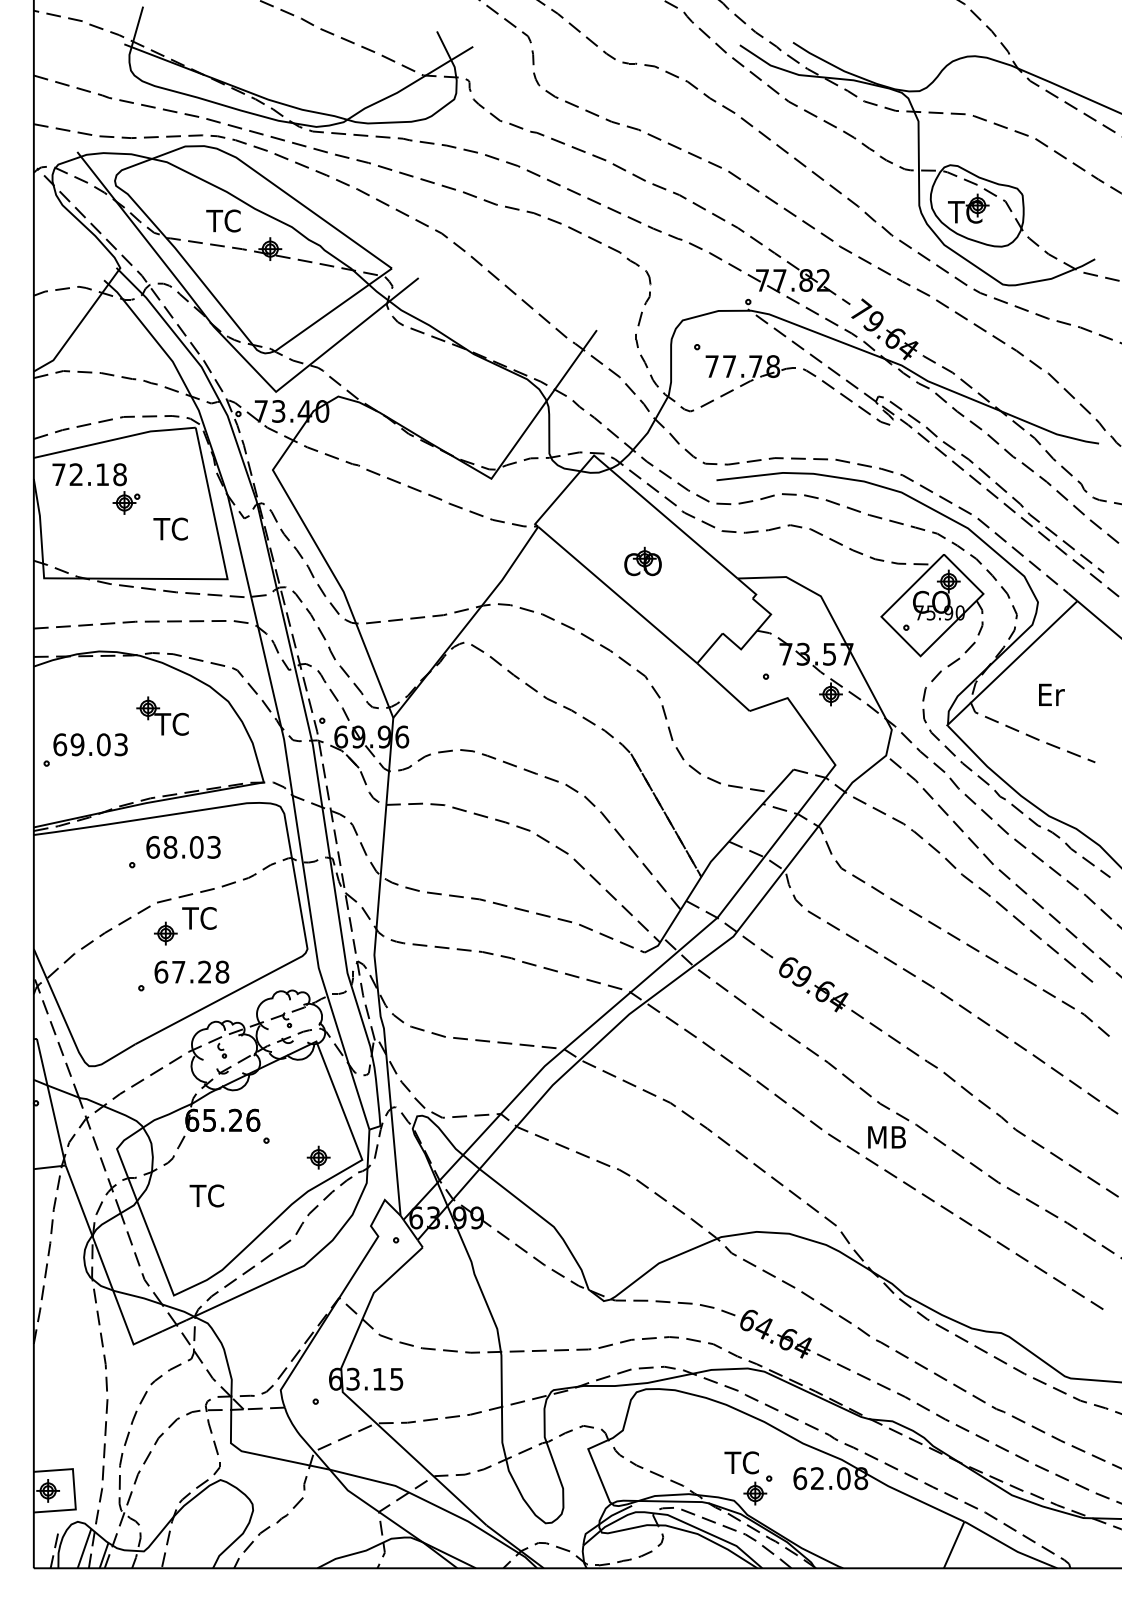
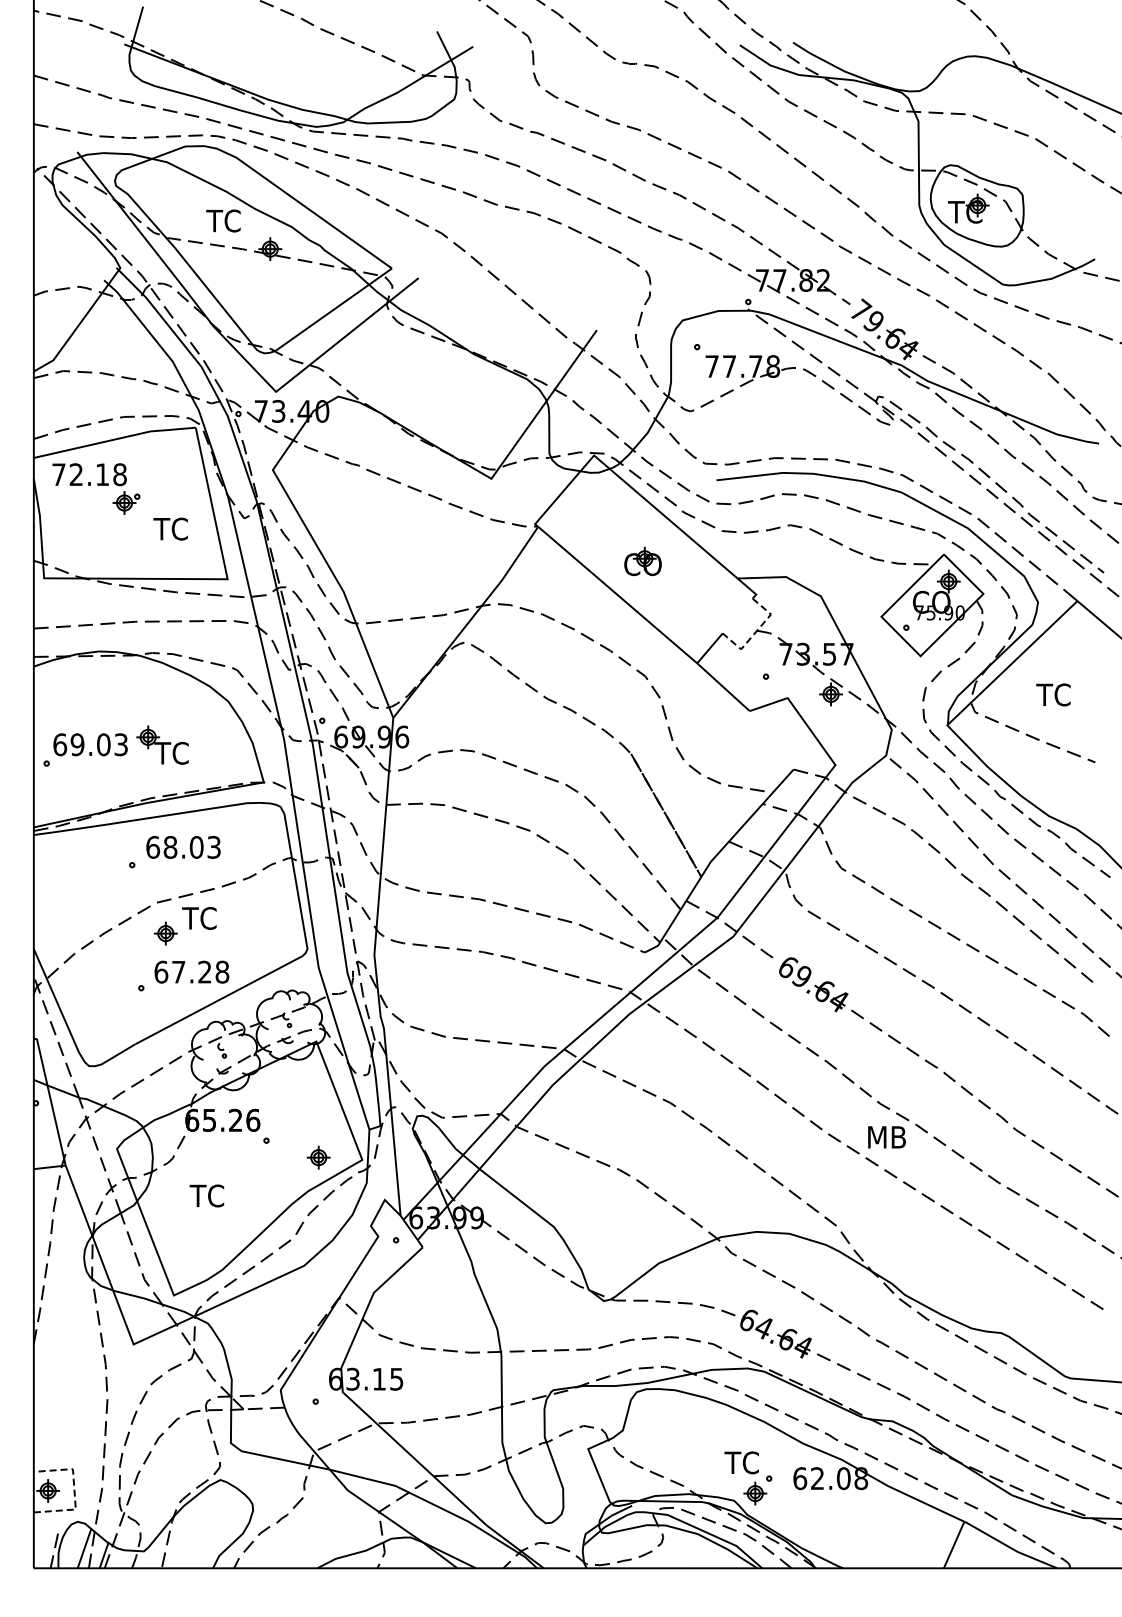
line: solid -> dashed (755, 632)
text: Er -> TC (1053, 694)
part position: (162, 715) -> (162, 744) (162, 744)
line: solid -> dashed (74, 1490)
